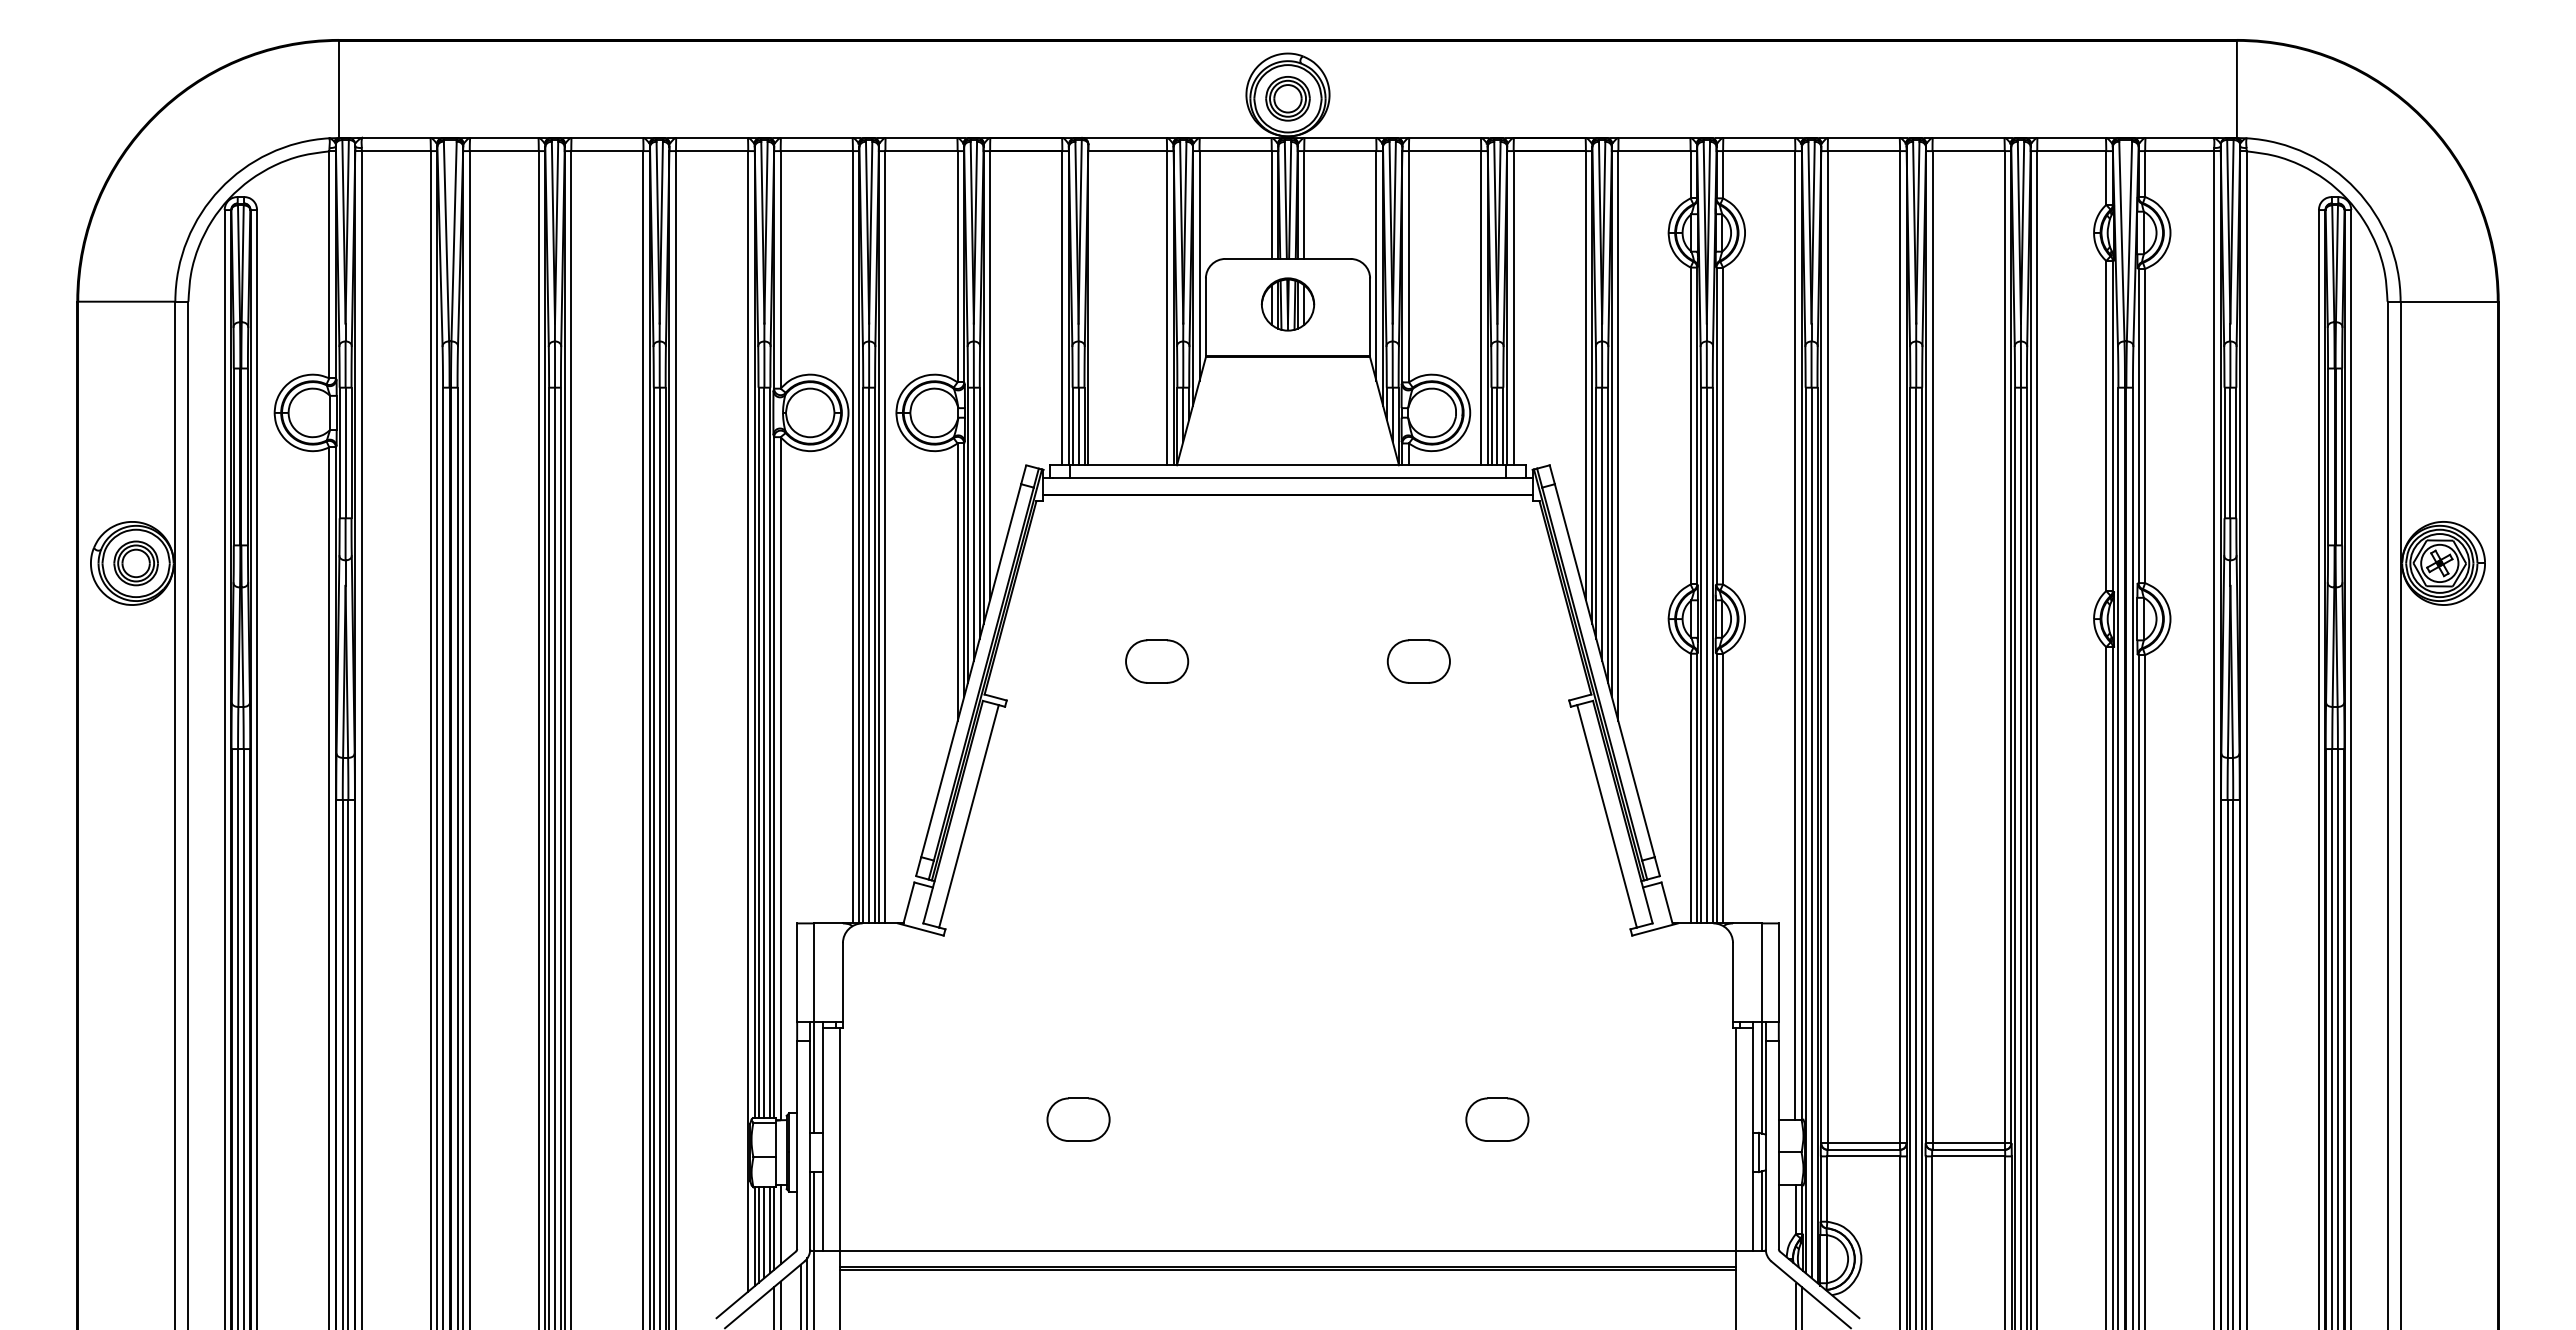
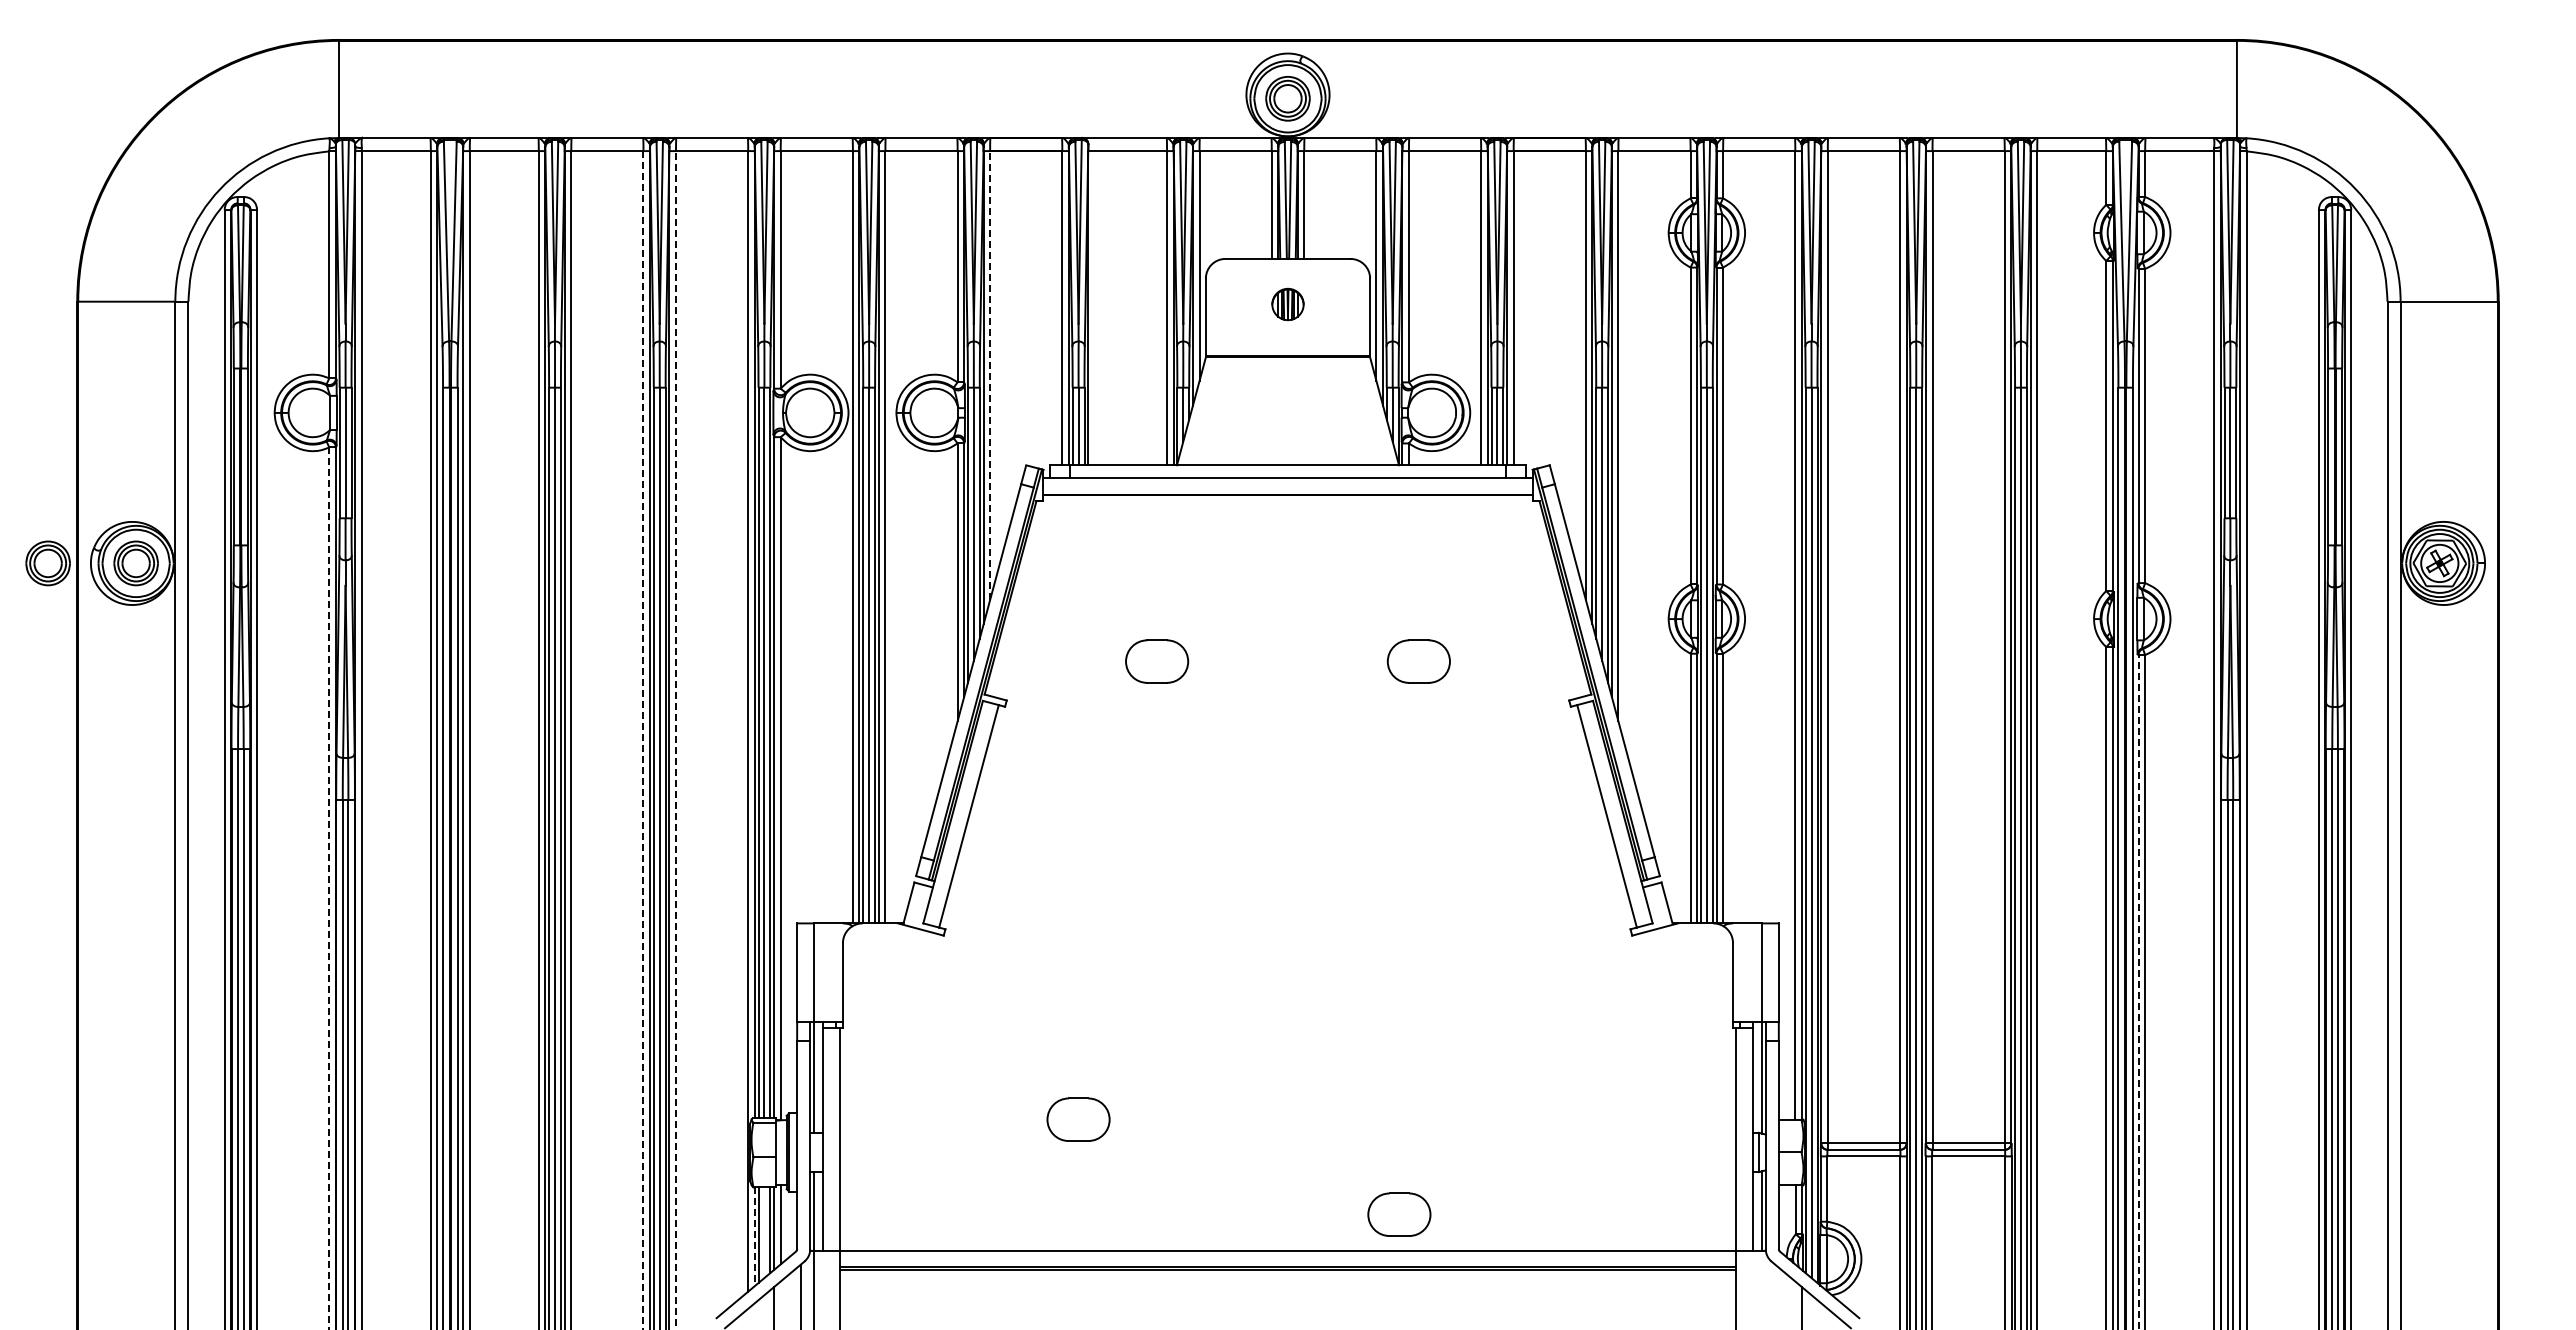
part size: 56x55 px -> 34x35 px (1287, 304)
line: solid -> dashed (990, 375)
part: none -> present (47, 563)
line: solid -> dashed (675, 740)
line: solid -> dashed (643, 741)
line: solid -> dashed (329, 888)
line: solid -> dashed (2138, 991)
part position: (1497, 1119) -> (1399, 1214) (1399, 1214)
line: present -> none (764, 1232)
line: solid -> dashed (754, 1237)
line: present -> none (807, 1292)
line: present -> none (780, 1303)
line: present -> none (1795, 1305)
